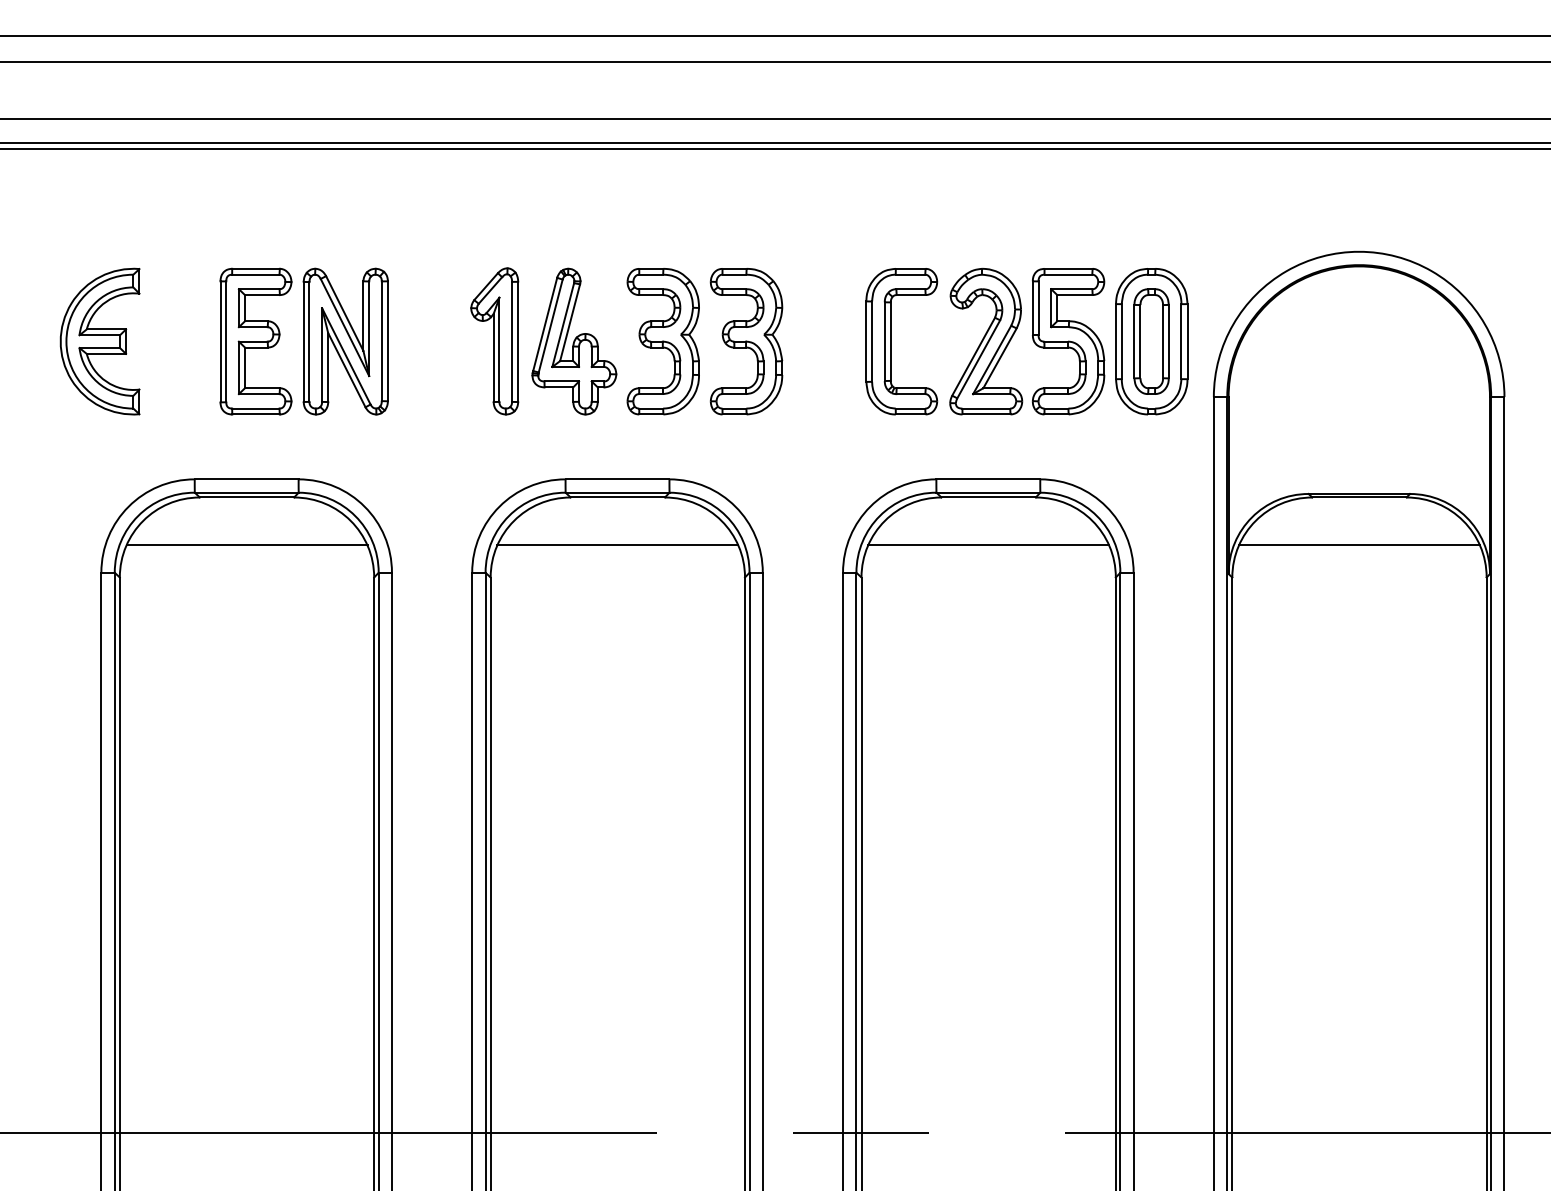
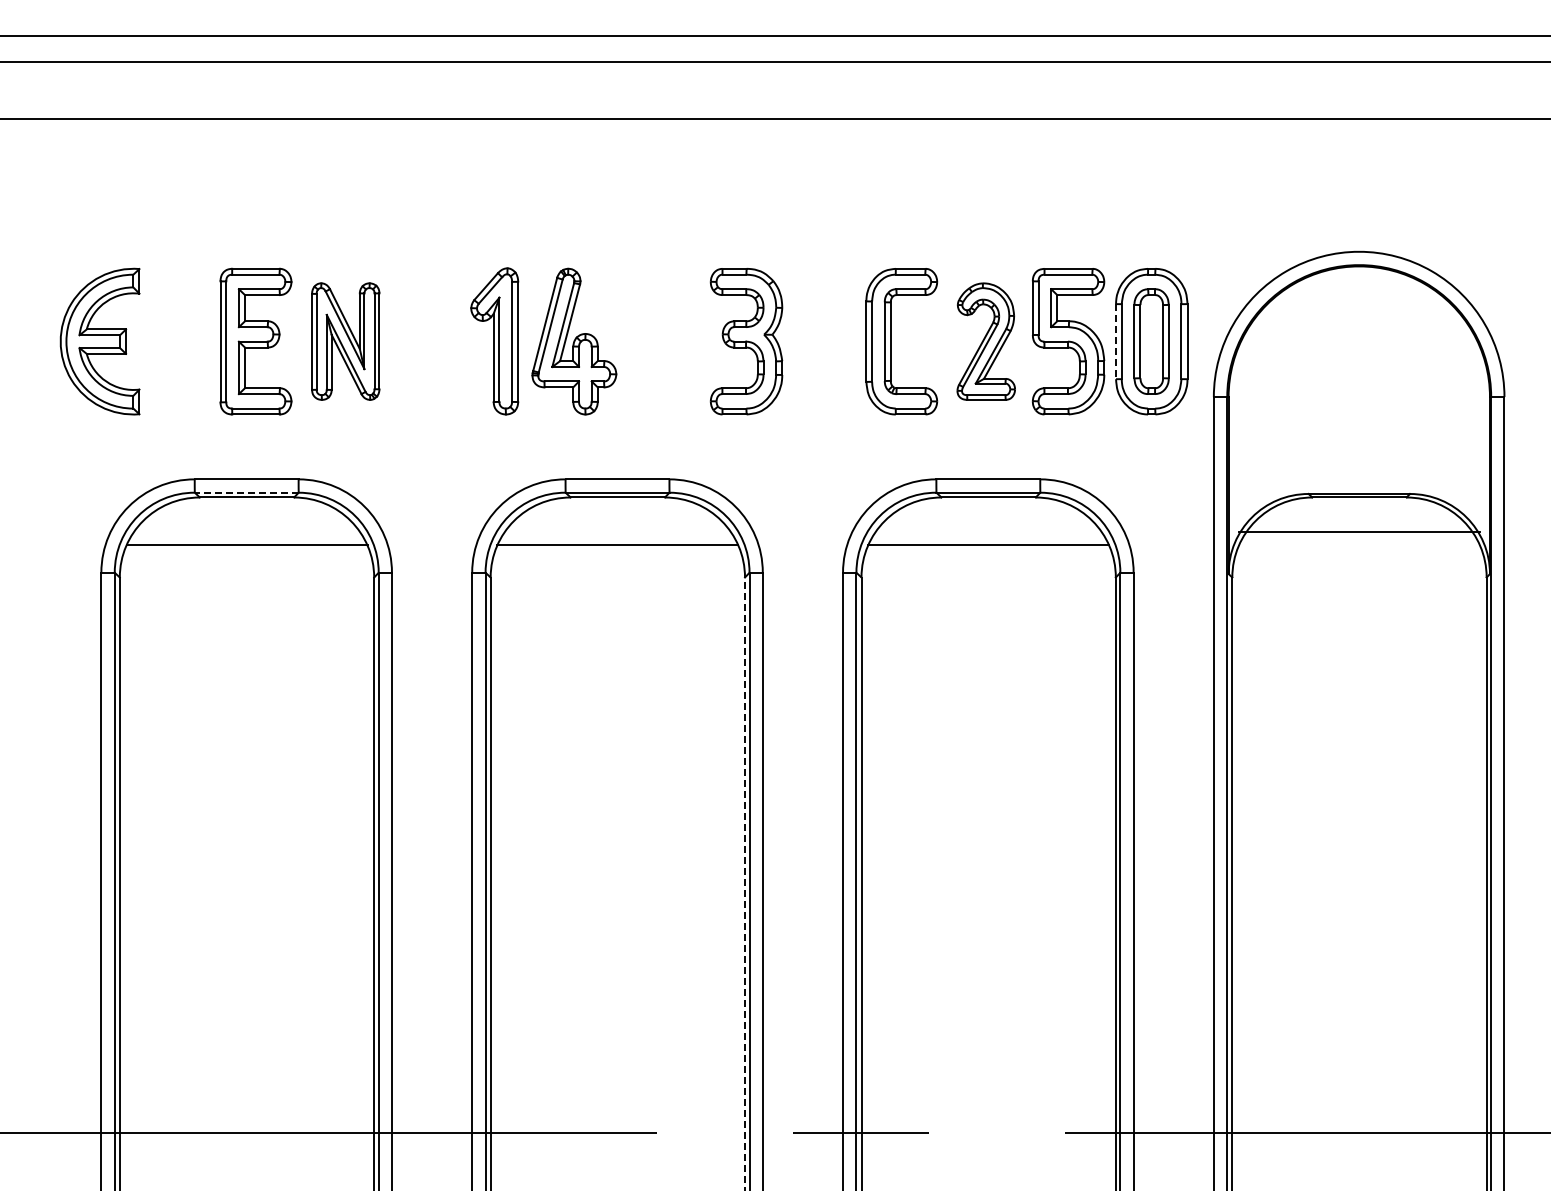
line: present -> none (774, 142)
line: present -> none (774, 148)
part size: 87x149 px -> 70x119 px (345, 341)
part: present -> none (662, 341)
part size: 75x149 px -> 60x119 px (985, 341)
line: solid -> dashed (1116, 341)
line: solid -> dashed (246, 492)
line position: (1359, 545) -> (1359, 532) (1359, 532)
line: solid -> dashed (745, 883)
